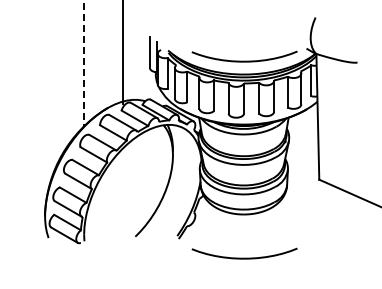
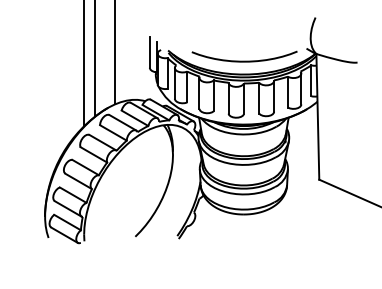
line position: (123, 53) -> (115, 53) (115, 53)
line: none -> present (95, 59)
line: dashed -> solid (84, 63)
curve: present -> none (244, 257)
